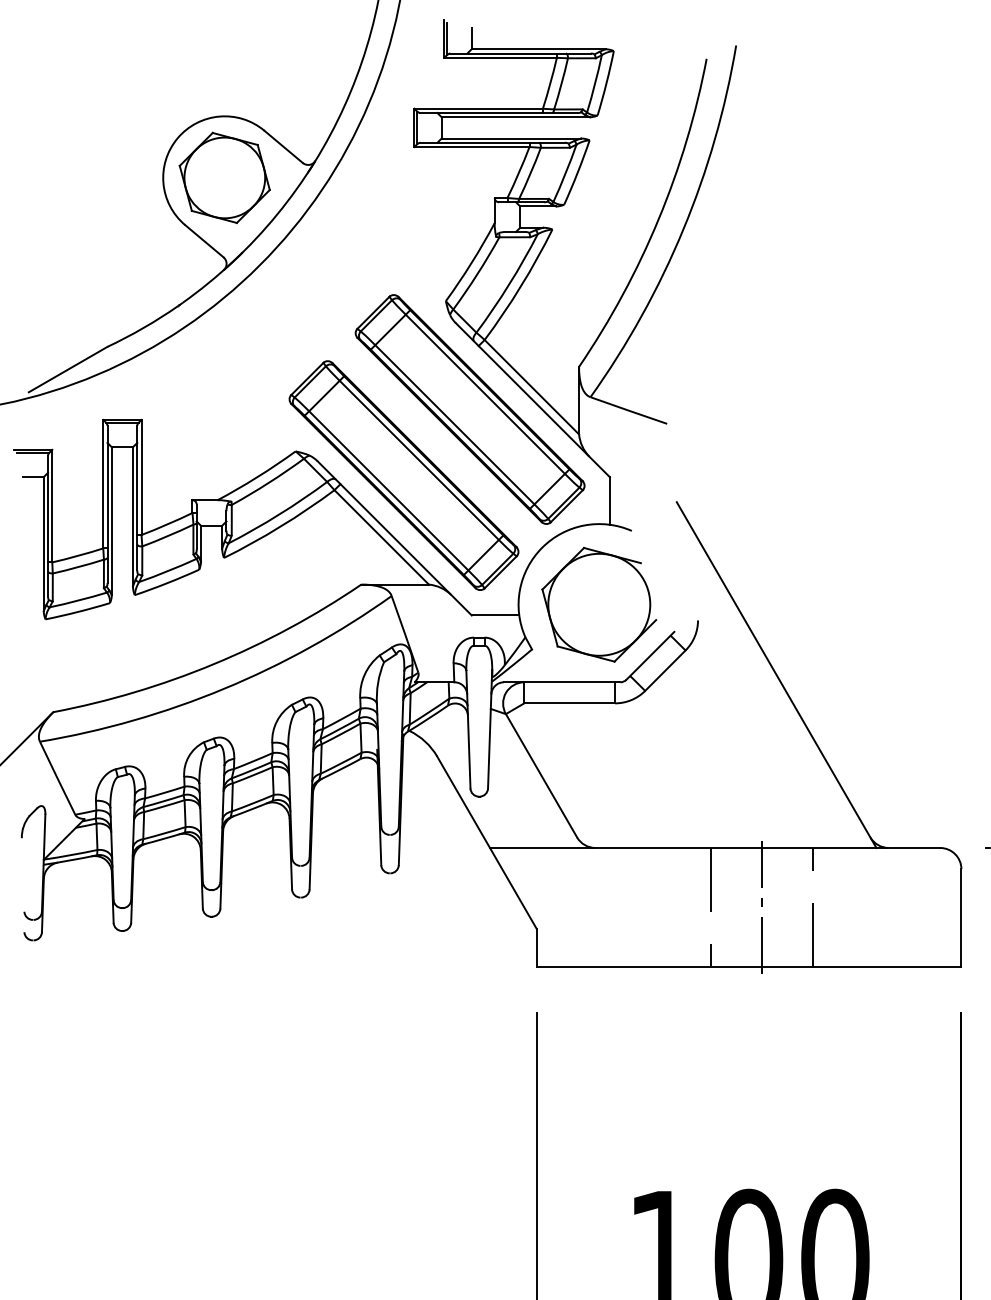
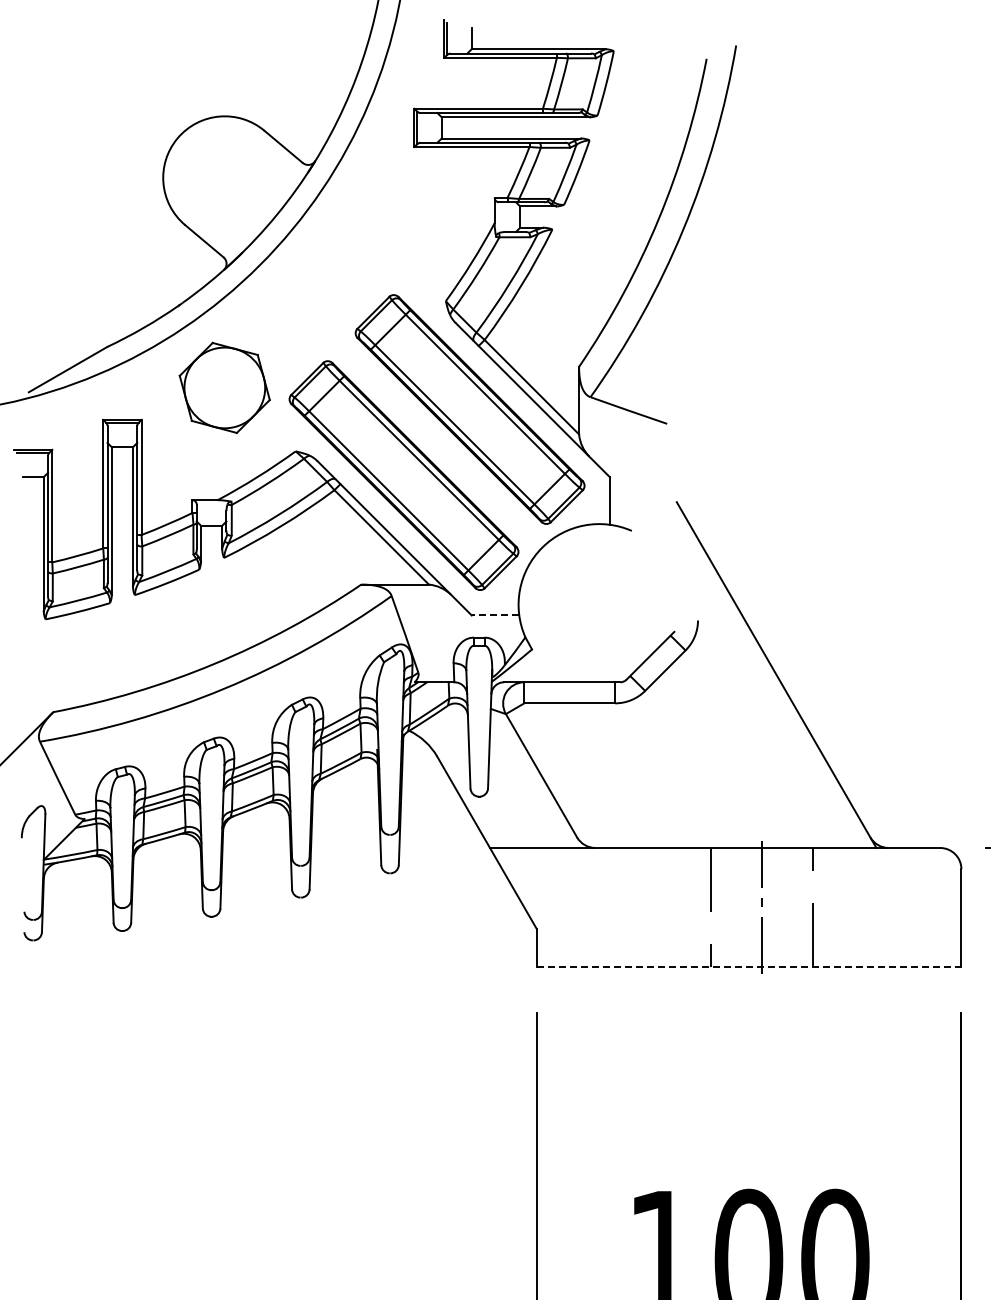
part position: (224, 177) -> (224, 387) (224, 387)
part: present -> none (599, 604)
line: solid -> dashed (495, 615)
line: solid -> dashed (749, 966)
